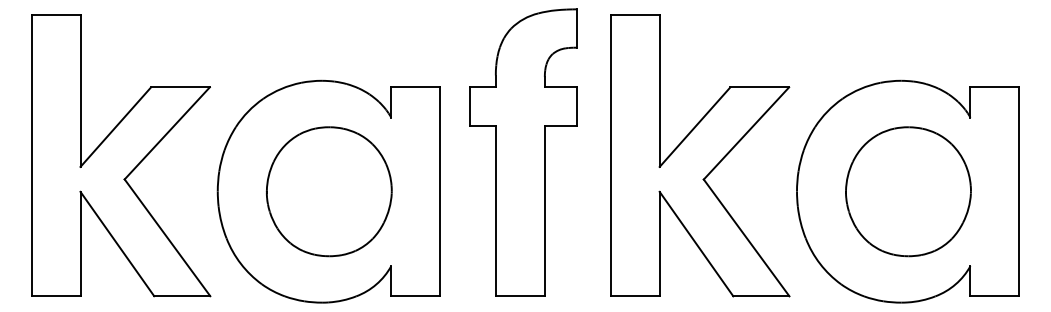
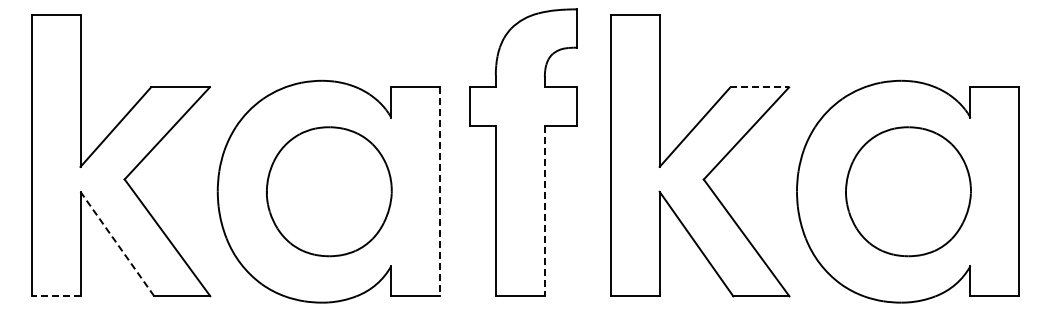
line: solid -> dashed (760, 87)
line: solid -> dashed (440, 192)
line: solid -> dashed (544, 211)
line: solid -> dashed (117, 244)
line: solid -> dashed (55, 296)
